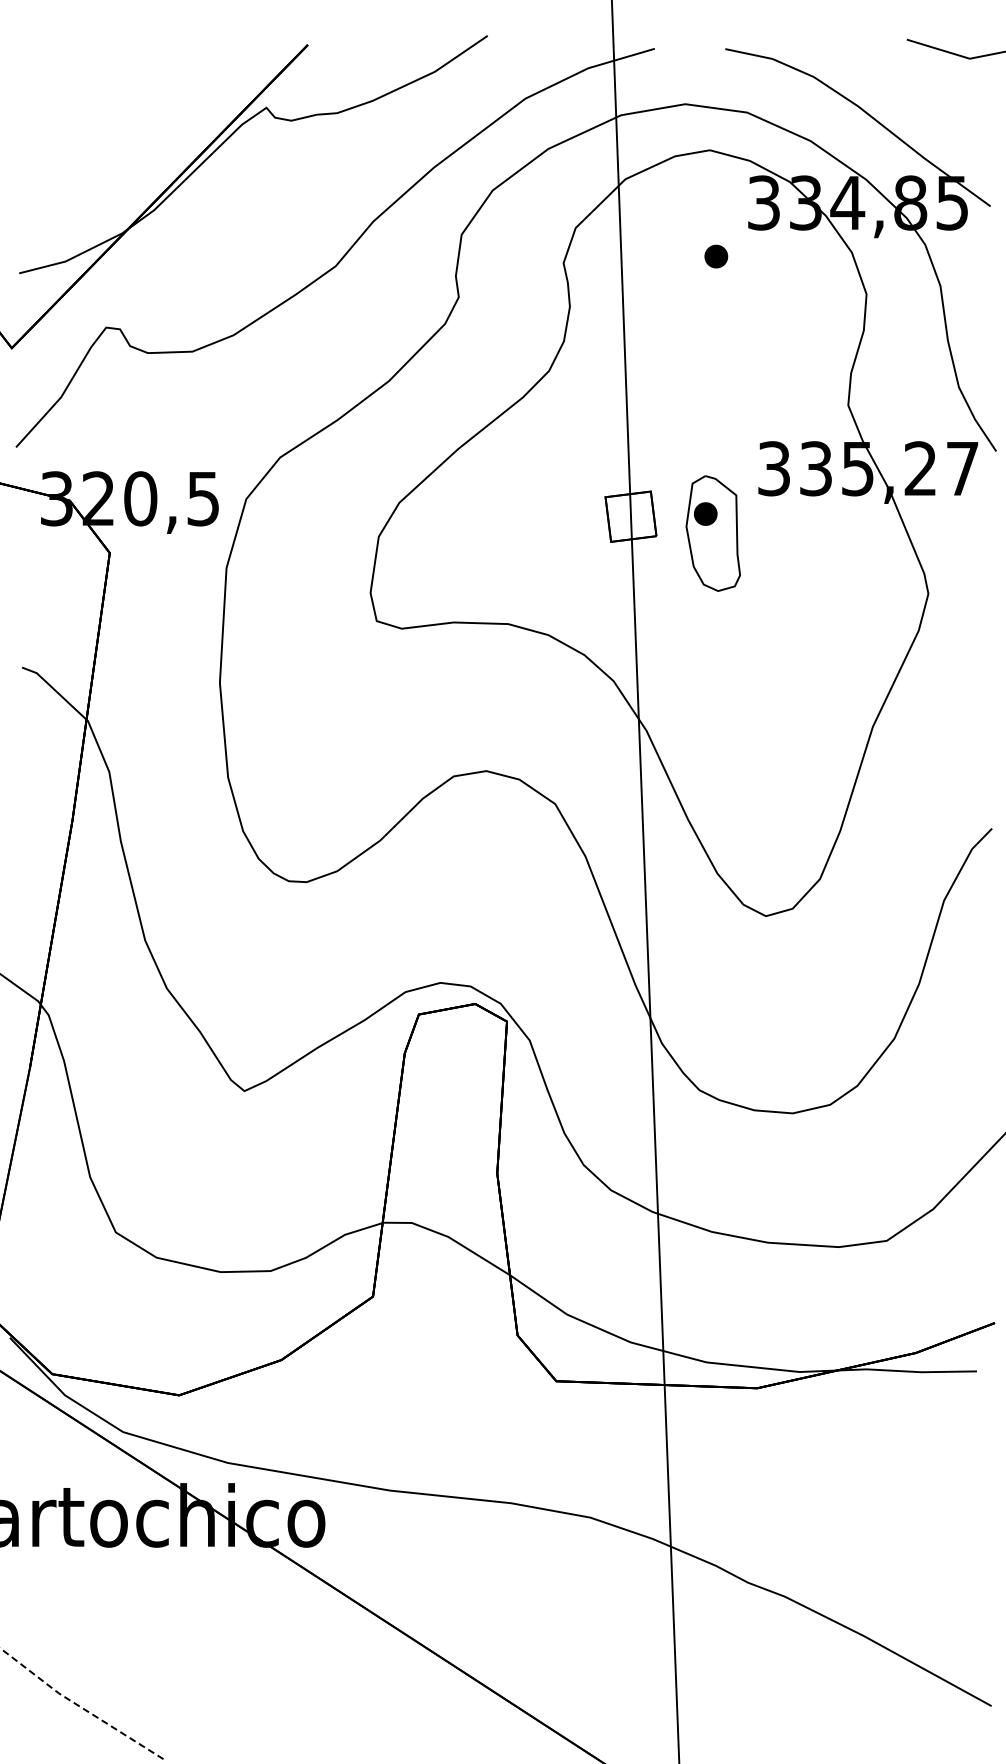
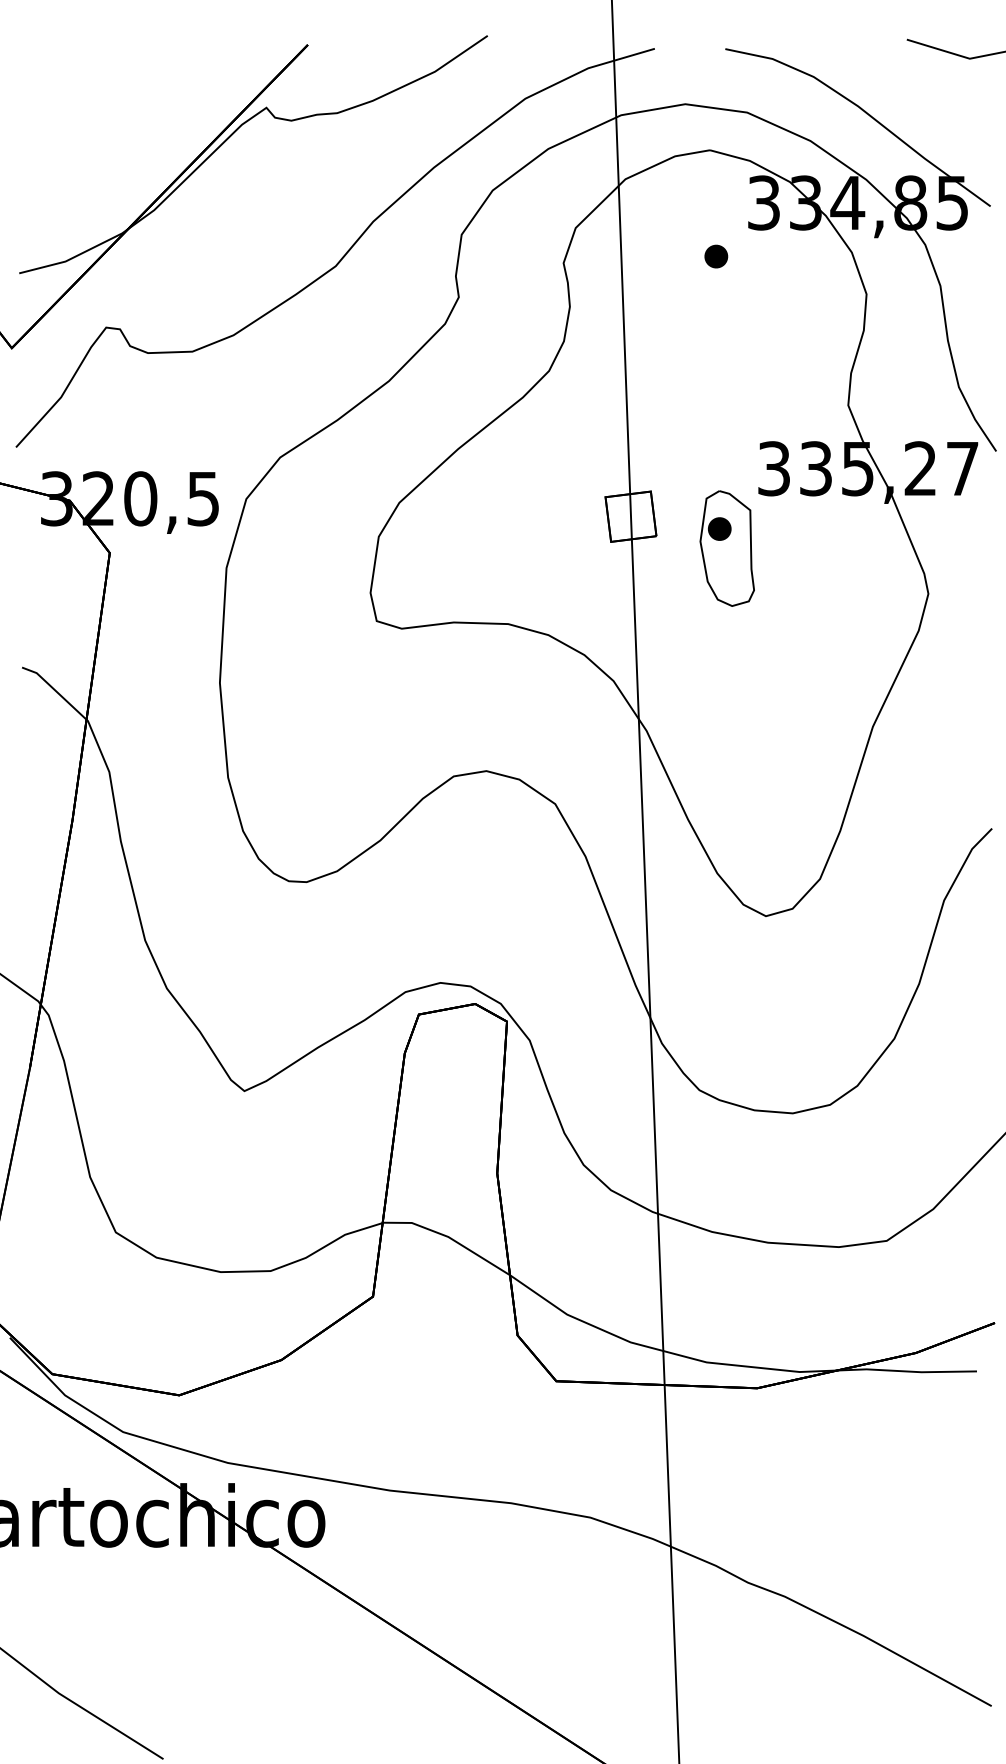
part position: (712, 533) -> (726, 548) (726, 548)
line: dashed -> solid (79, 1706)
